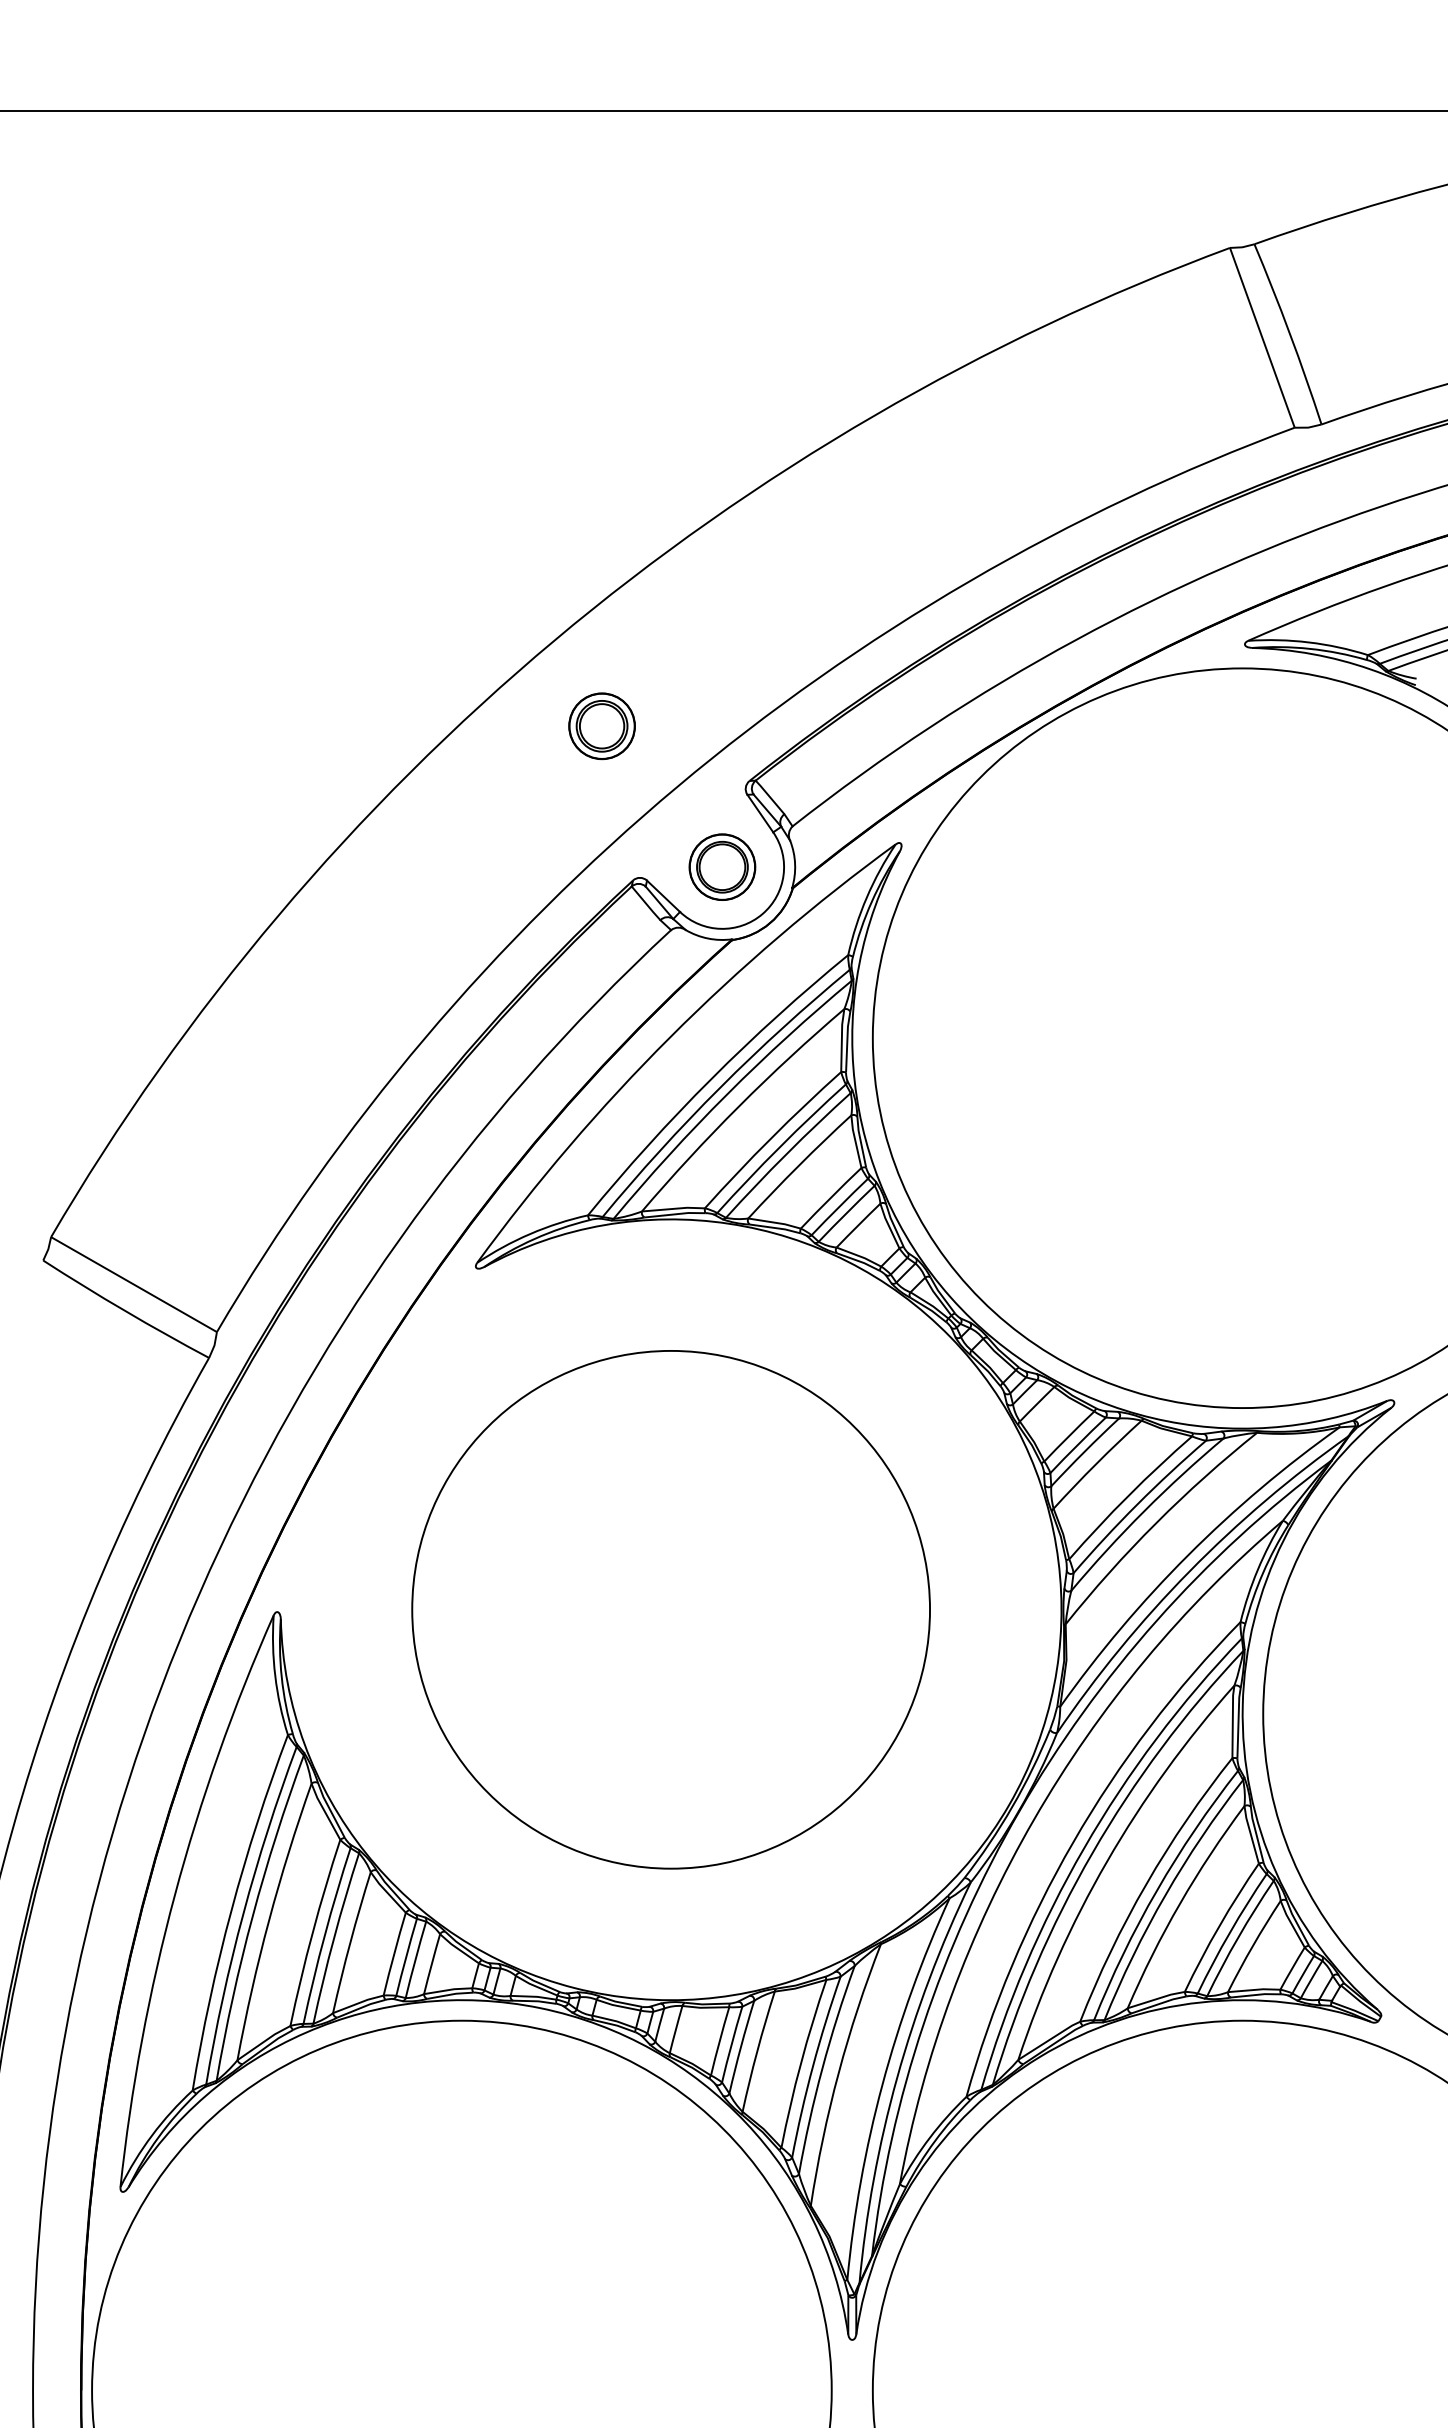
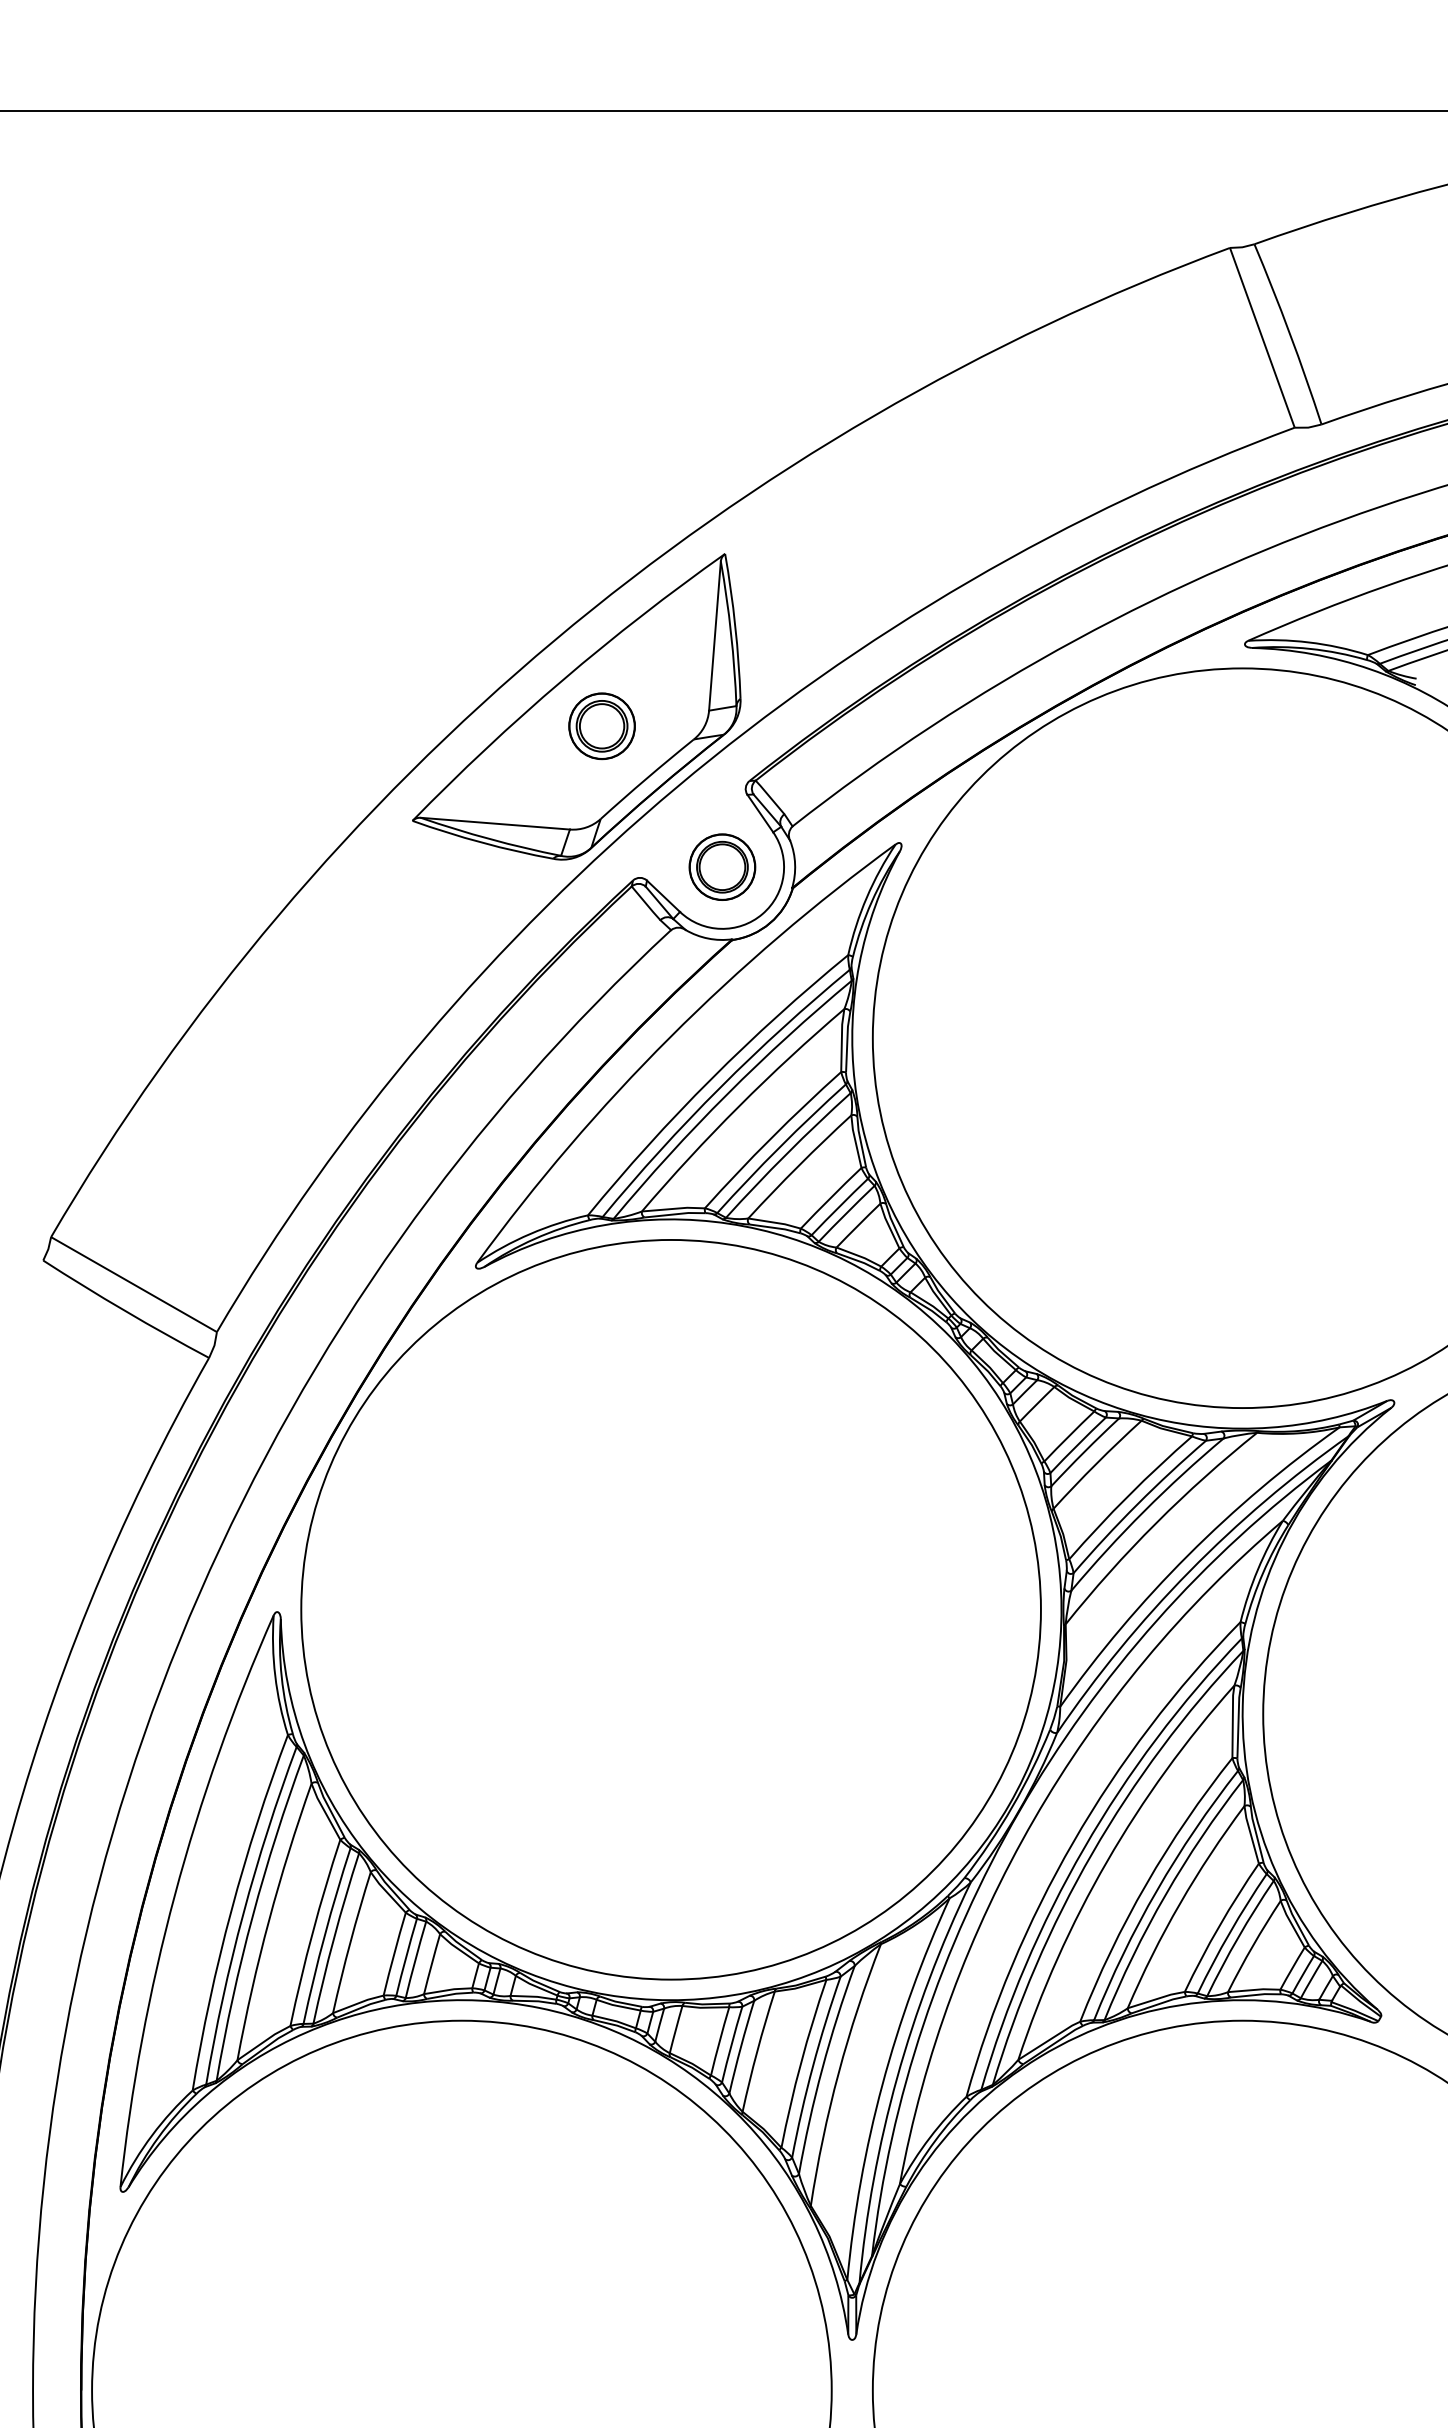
part: none -> present (576, 706)
circle diameter: 518 px -> 740 px (670, 1609)
